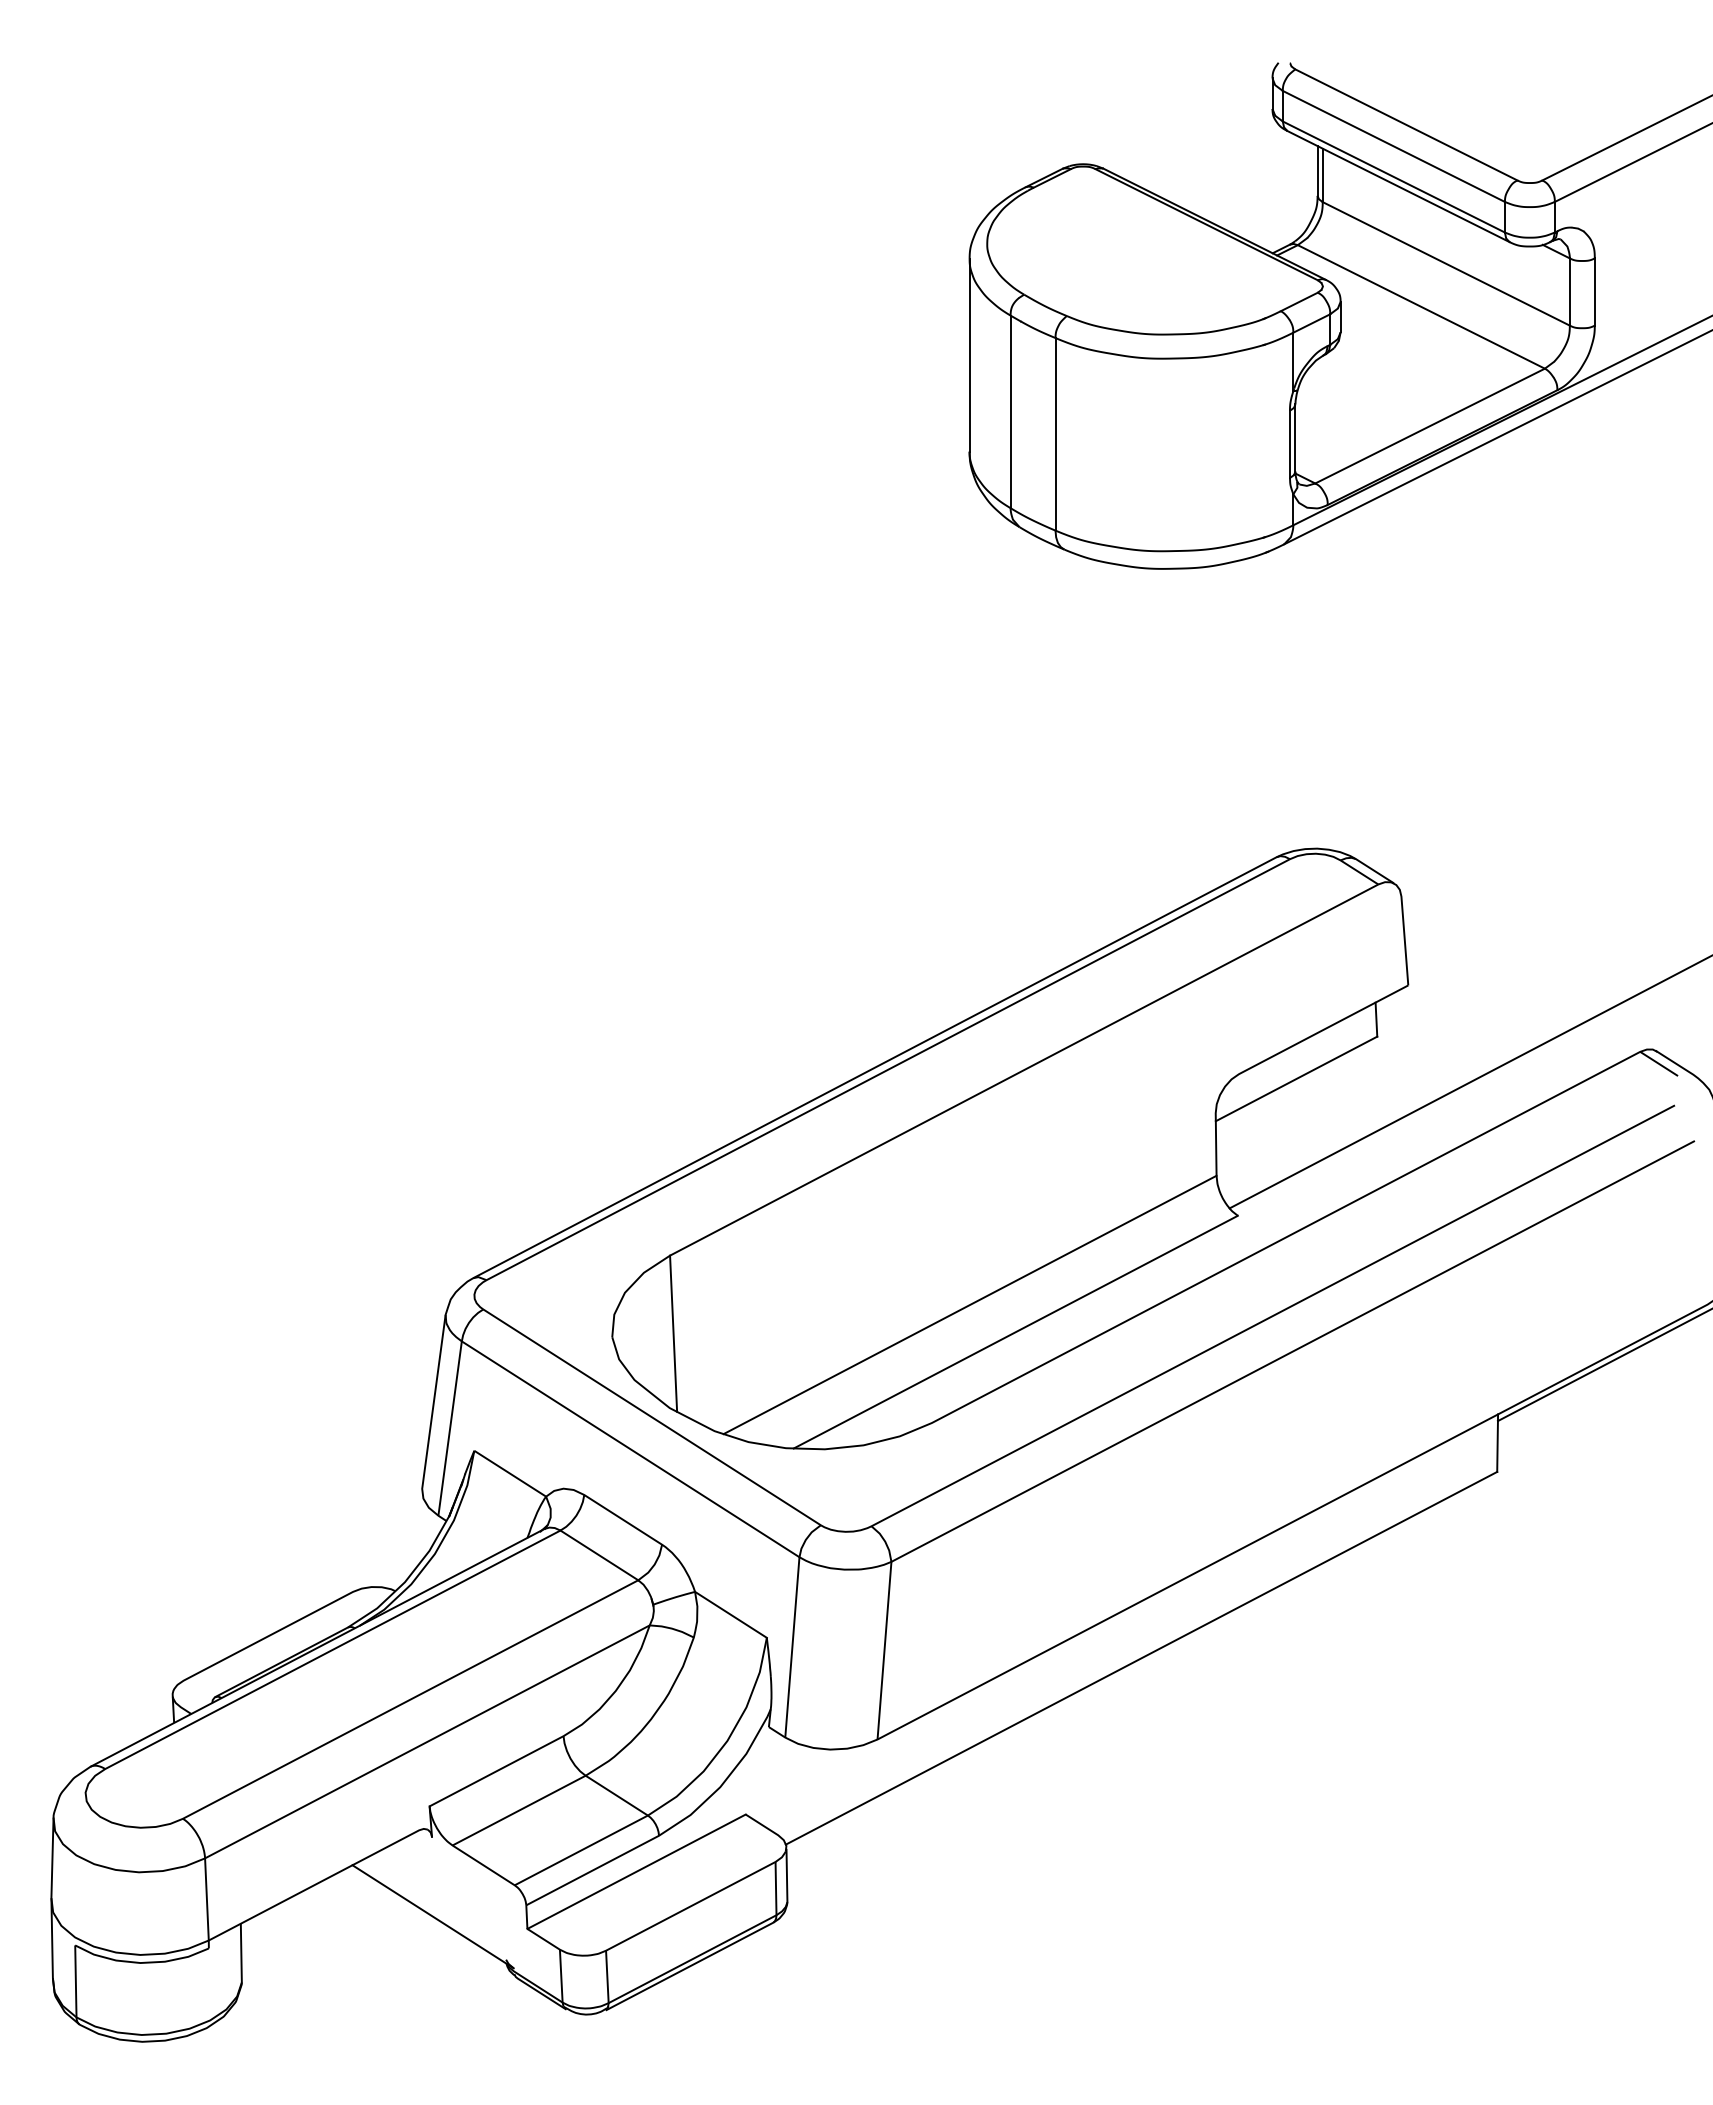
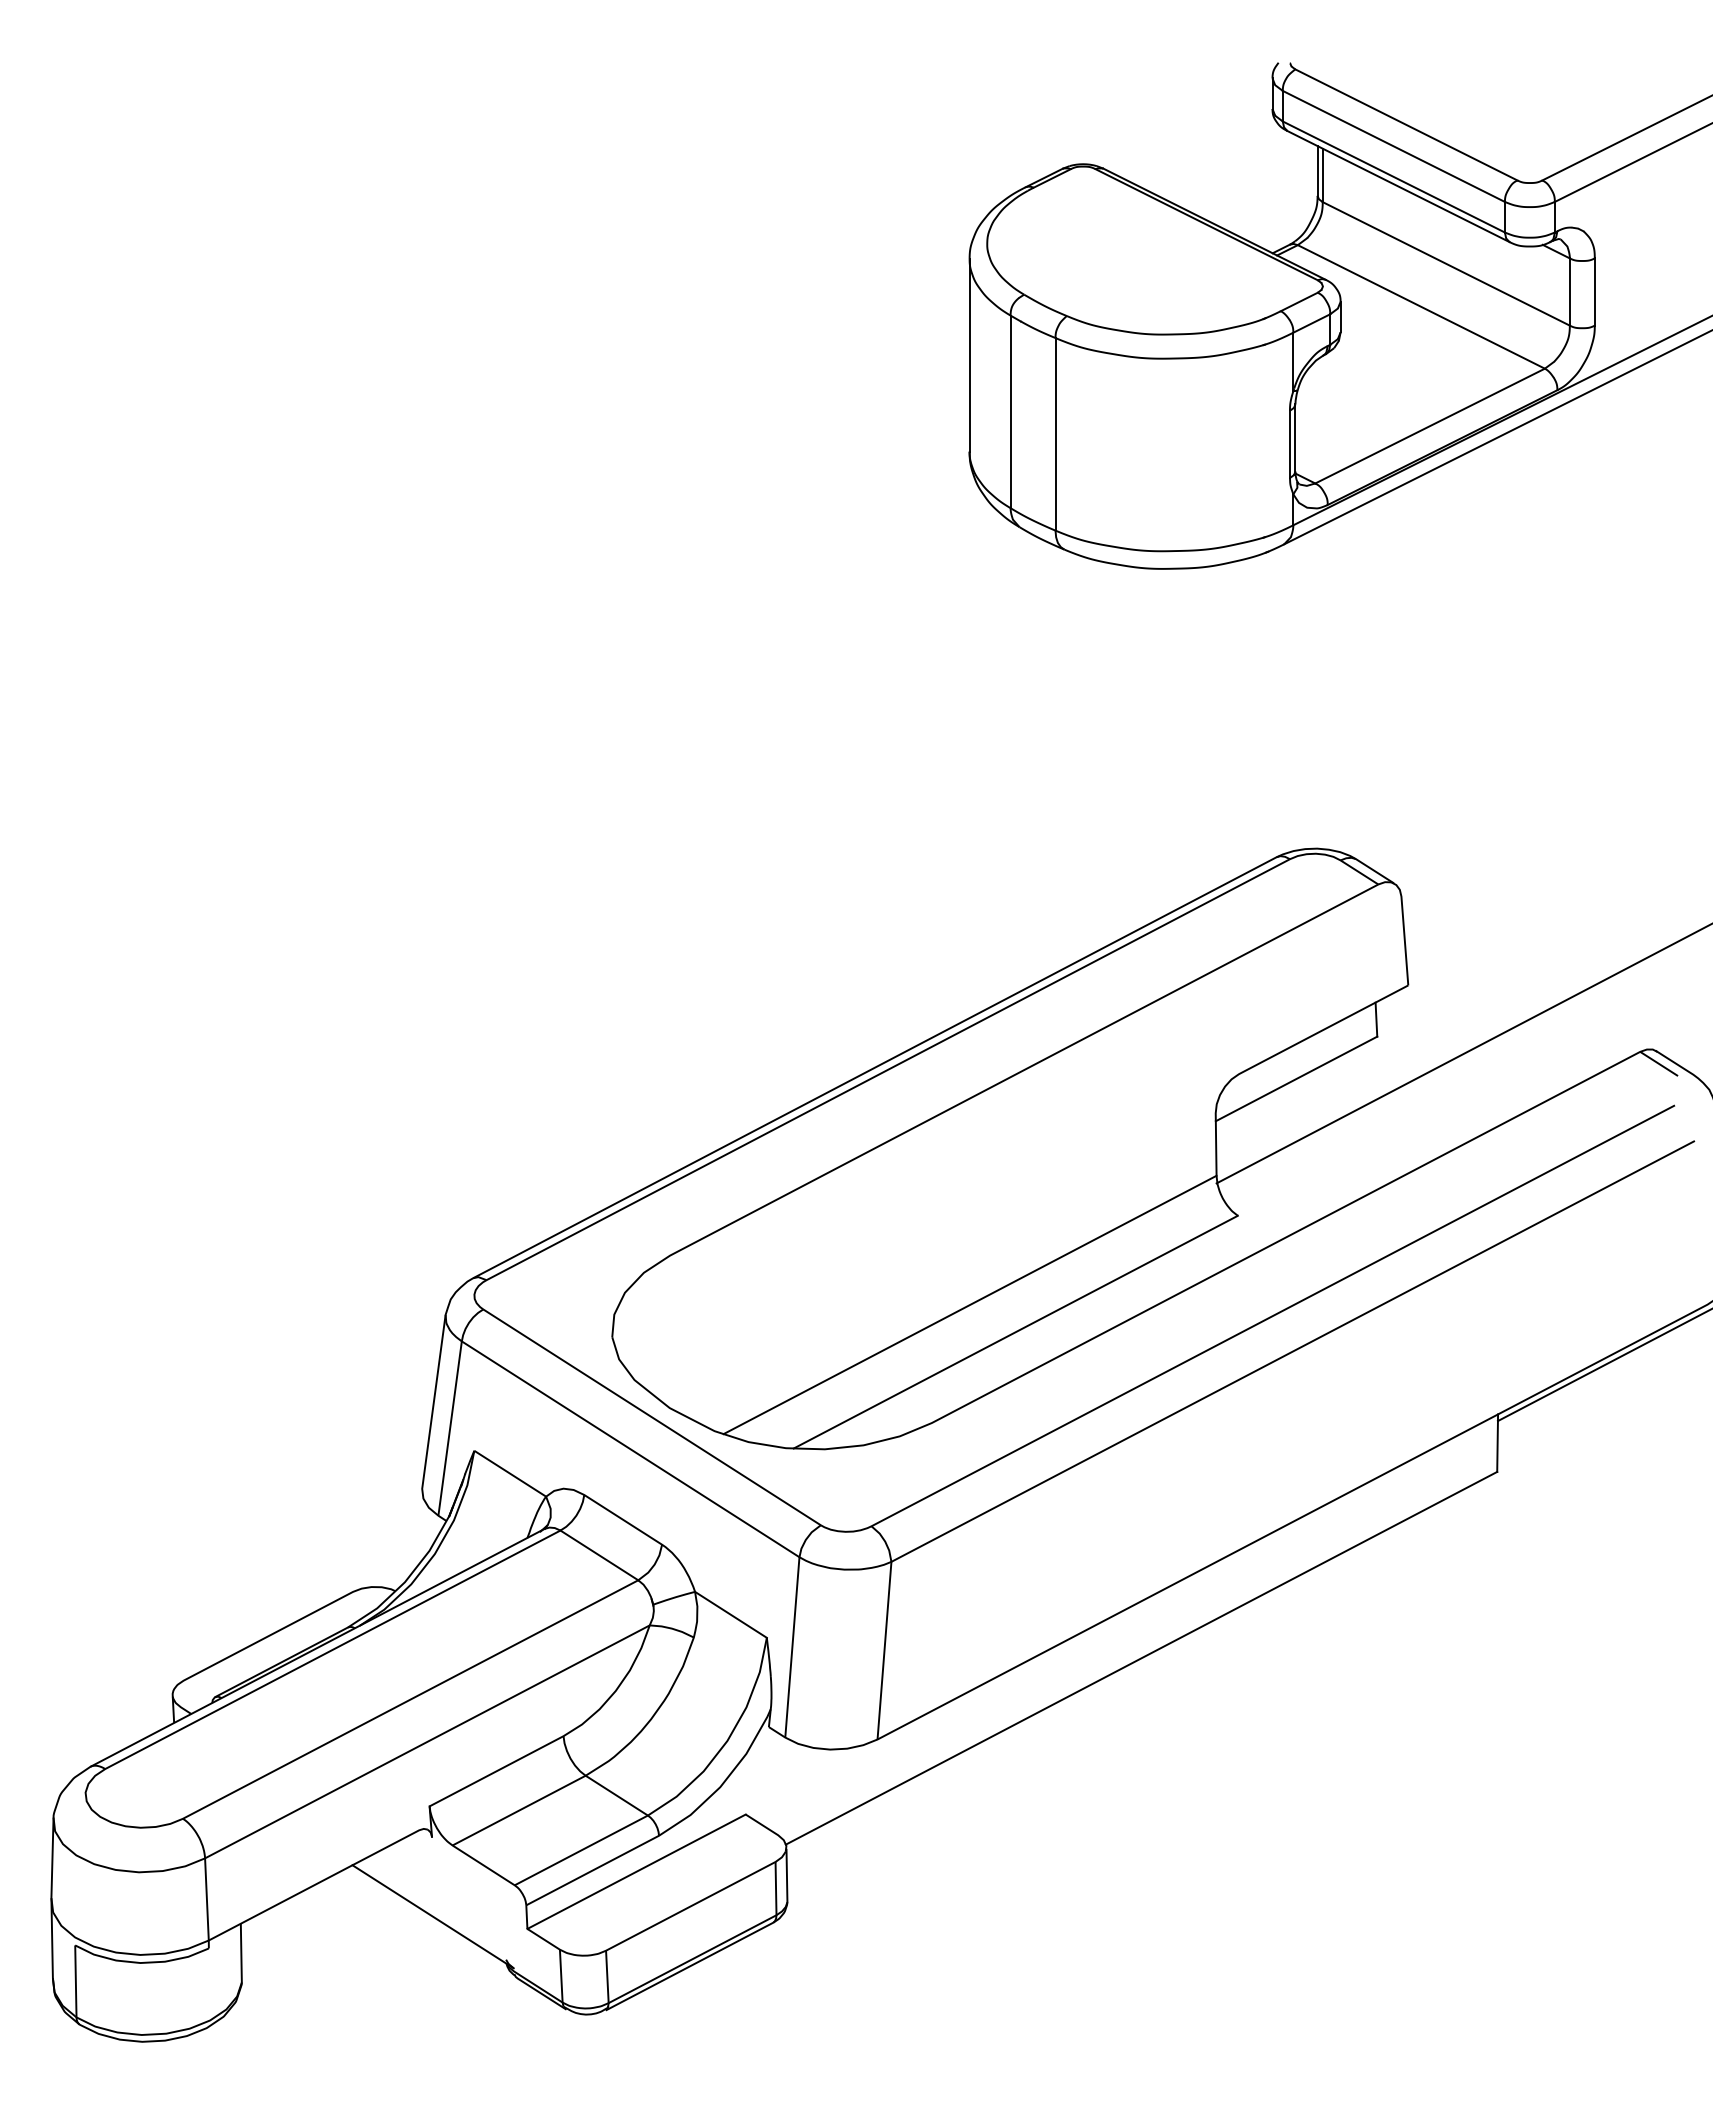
line position: (1469, 1082) -> (1462, 1054) (1462, 1054)
line: present -> none (673, 1333)
